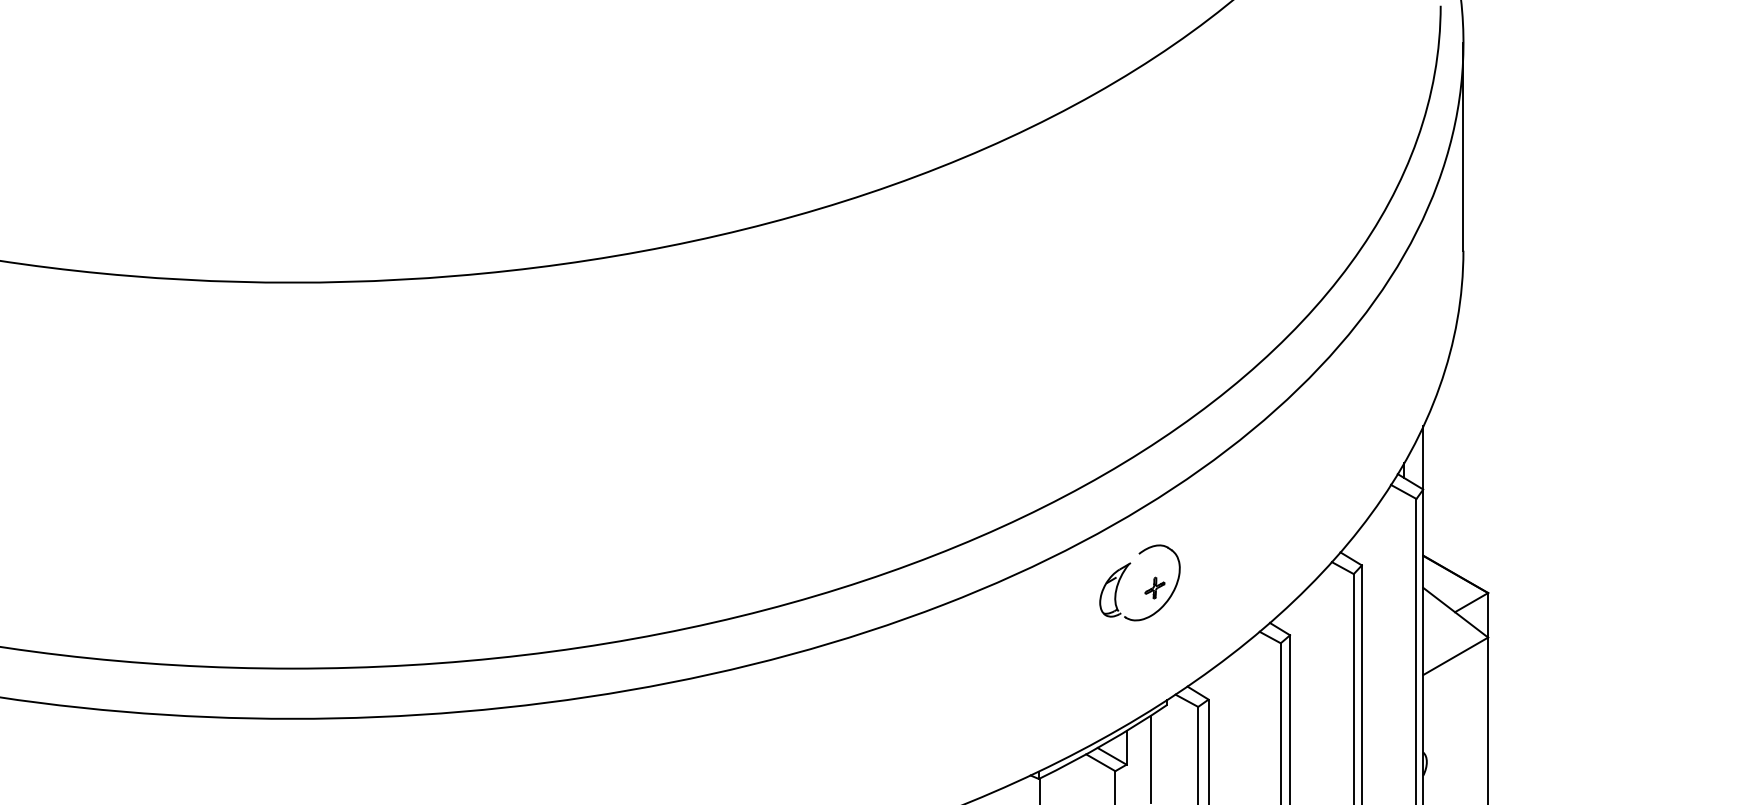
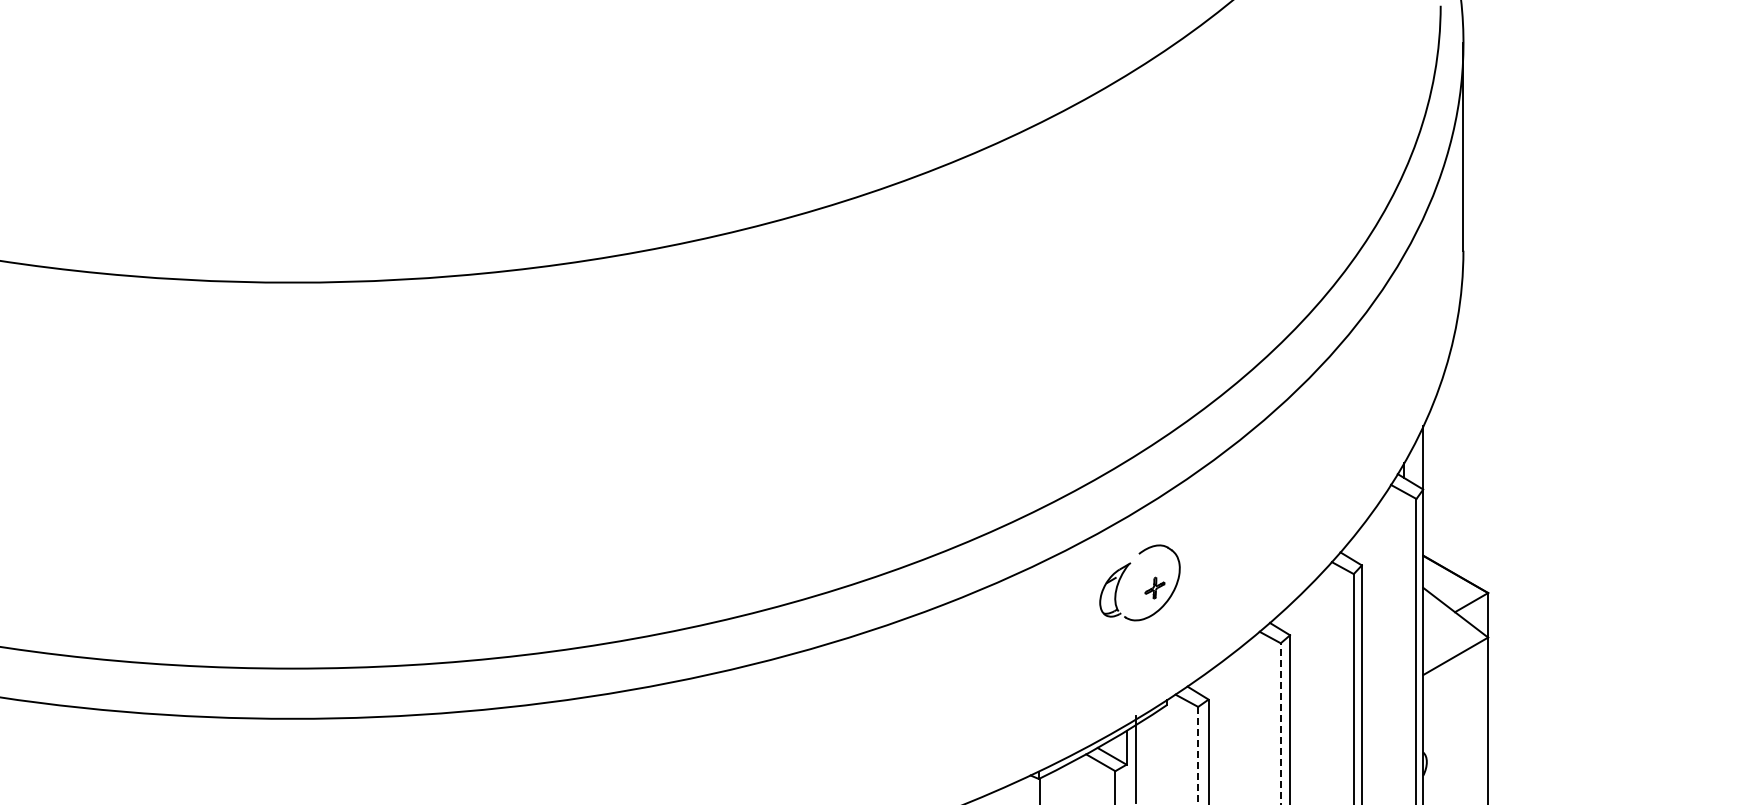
line: solid -> dashed (1280, 723)
line: solid -> dashed (1198, 755)
line position: (1150, 758) -> (1135, 758) (1135, 758)
